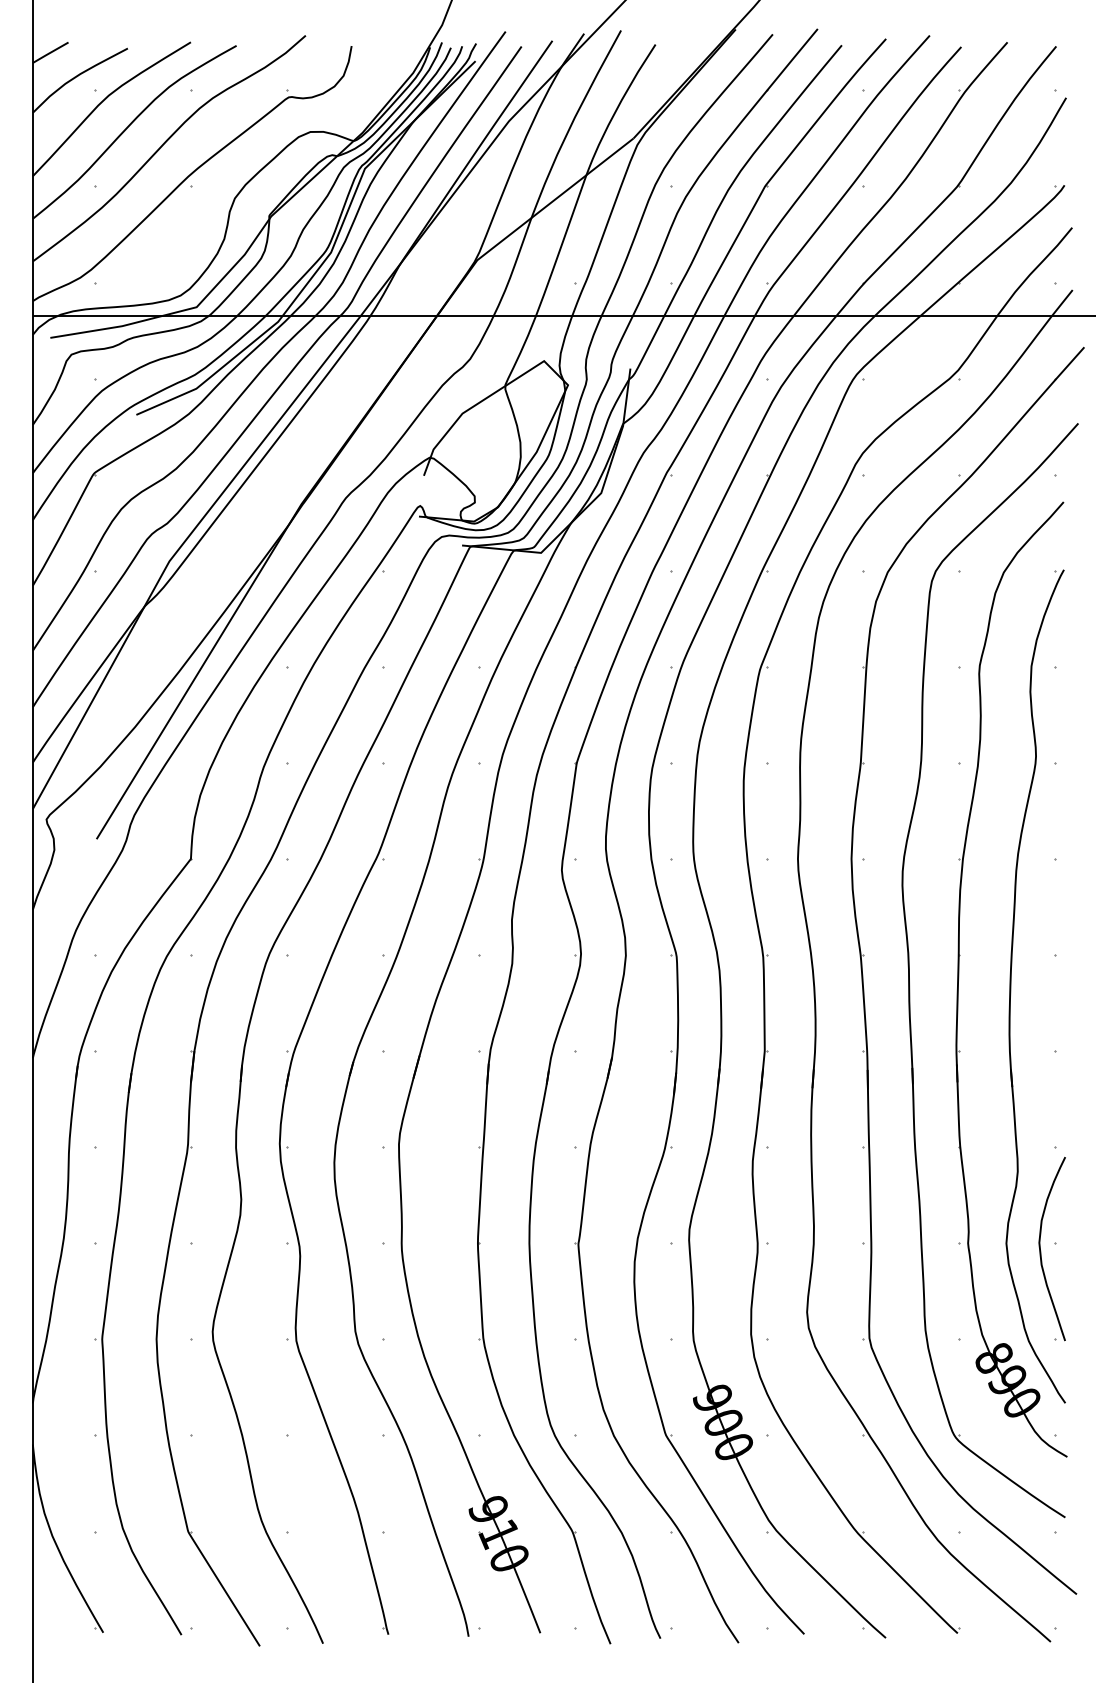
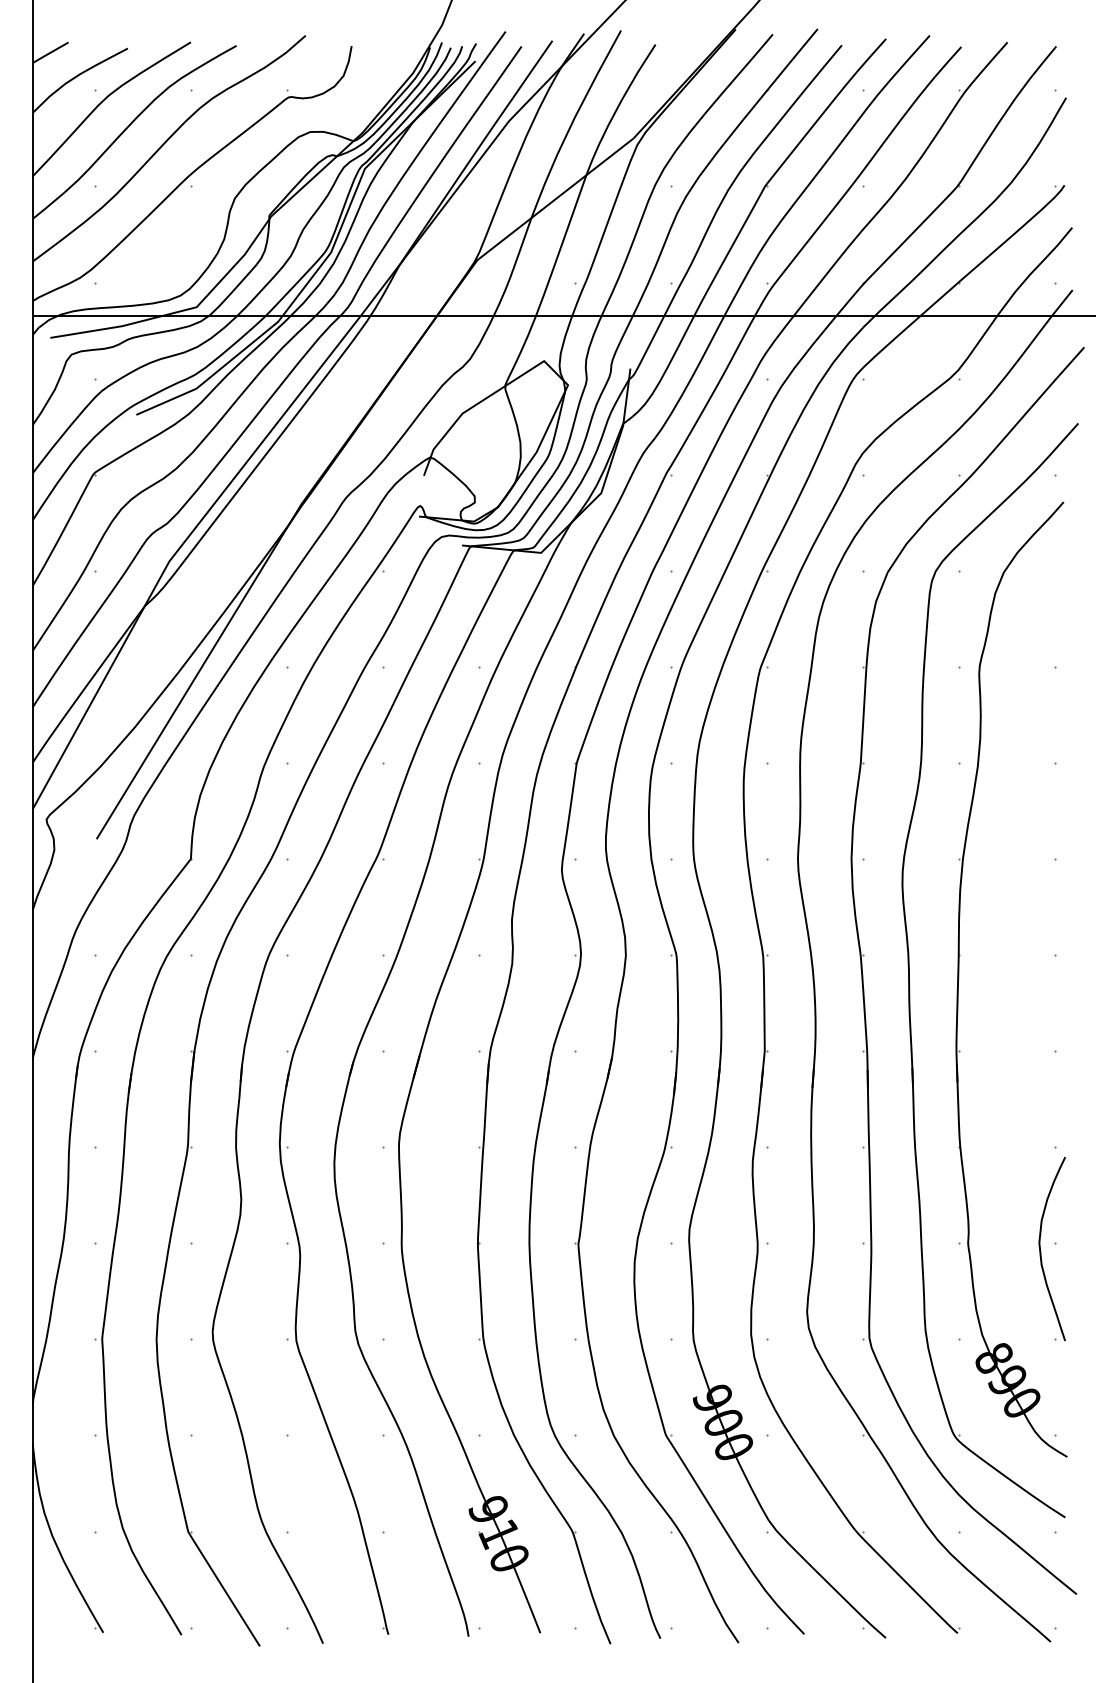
part: present -> none (1011, 986)
